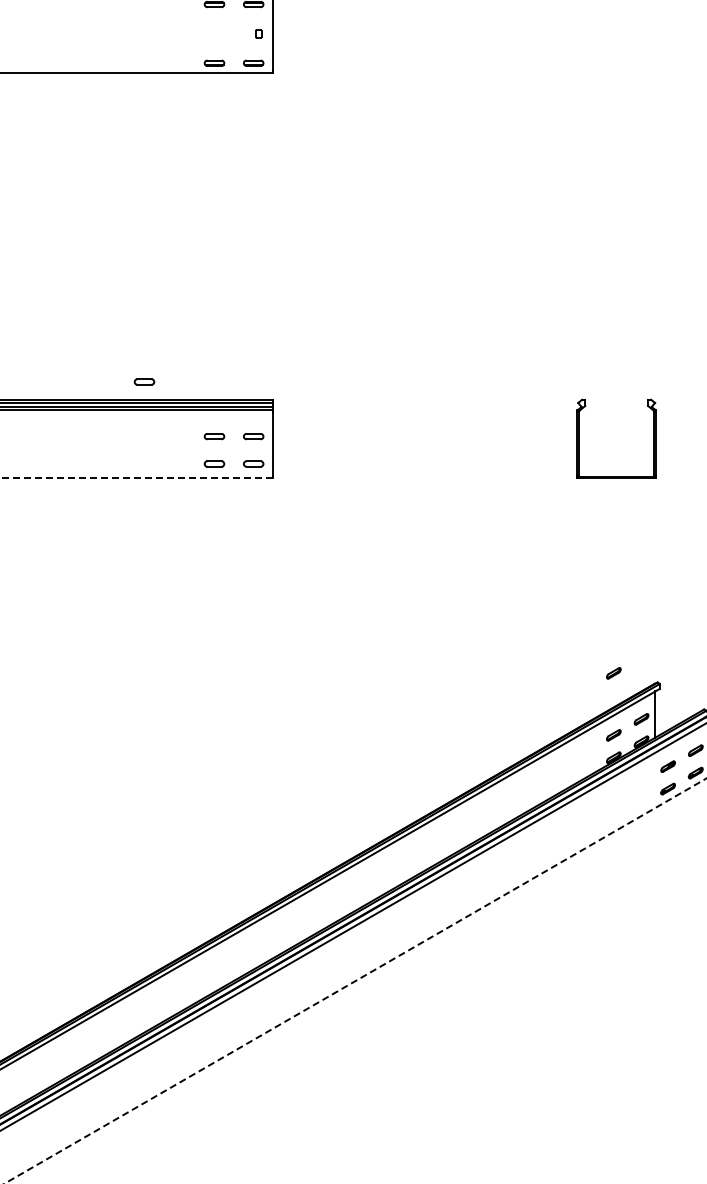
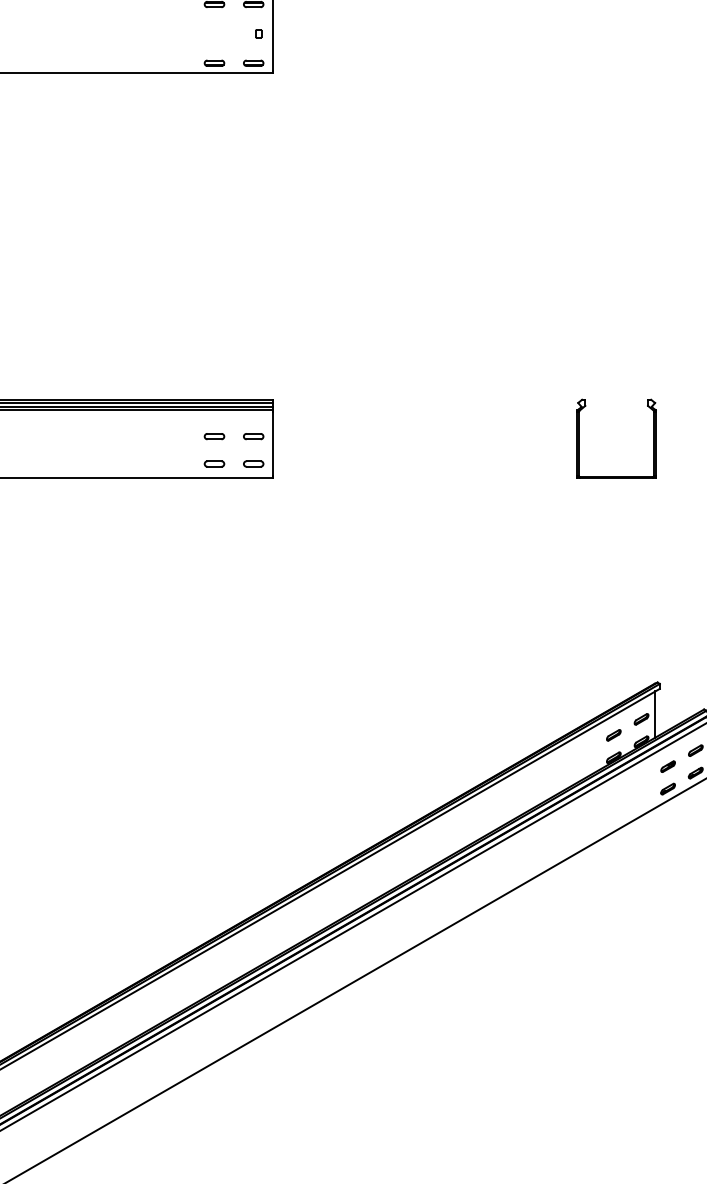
part: present -> none (144, 381)
line: dashed -> solid (136, 478)
part: present -> none (613, 673)
line: dashed -> solid (354, 981)
